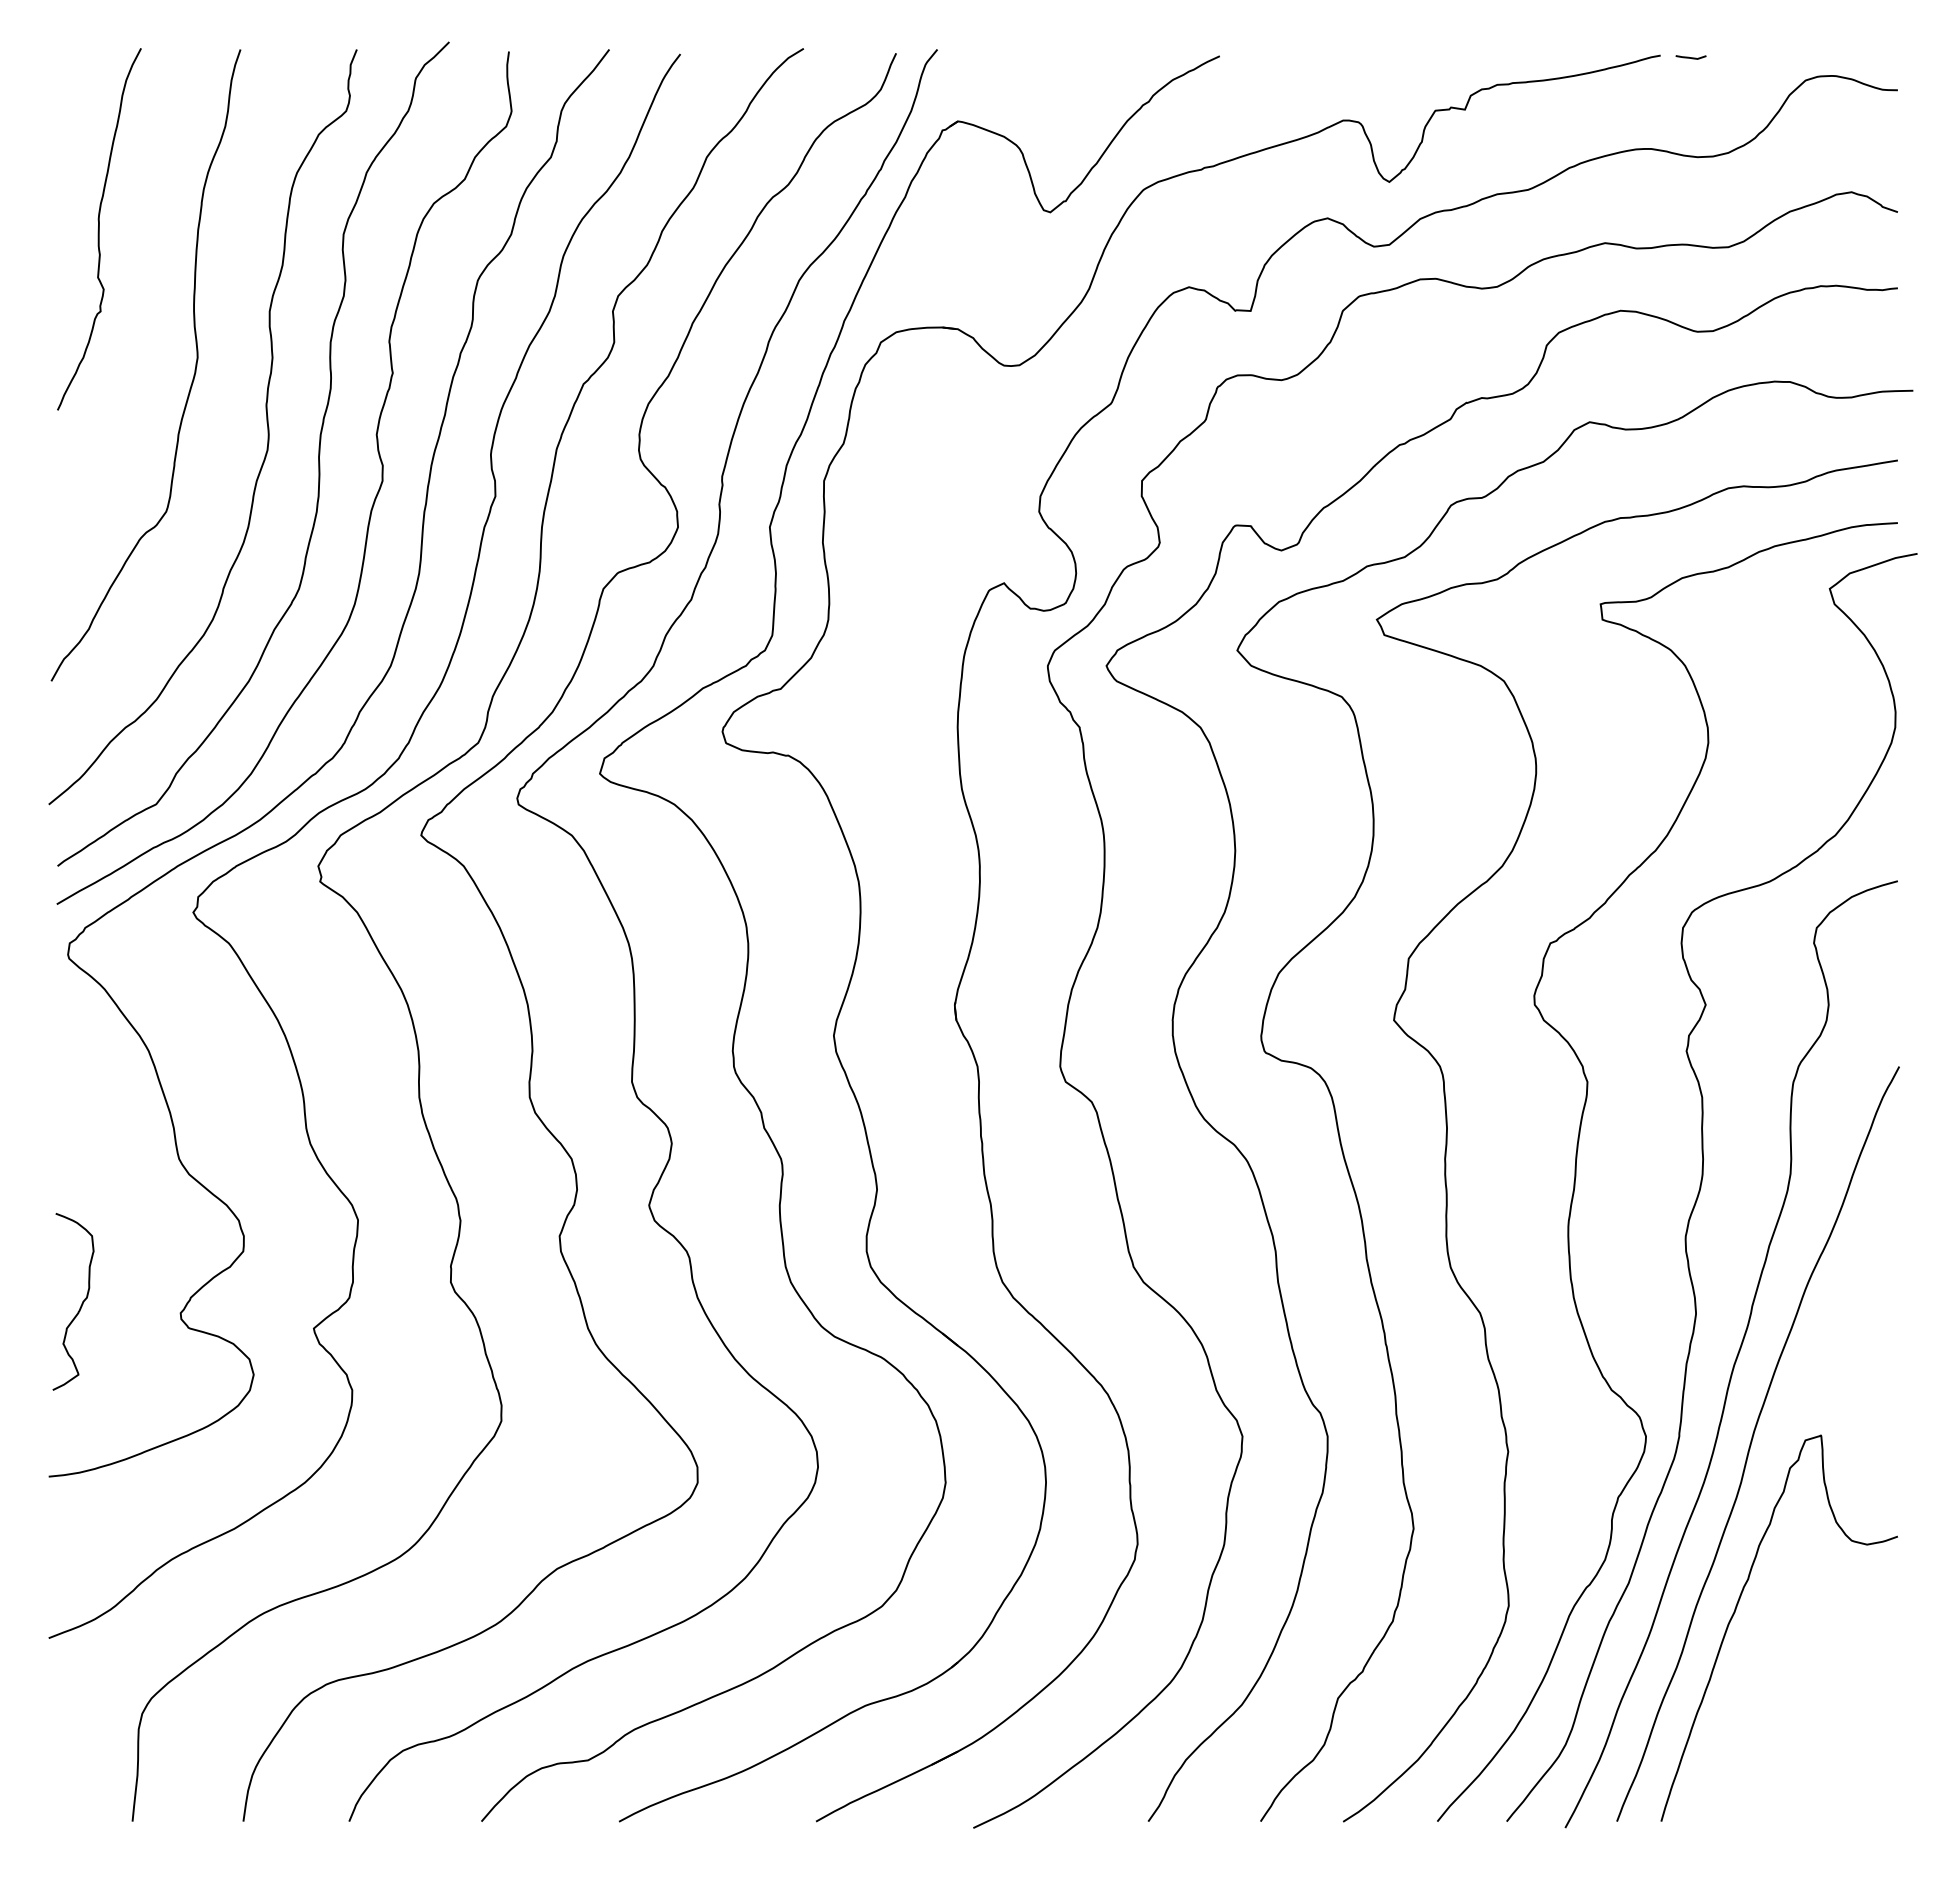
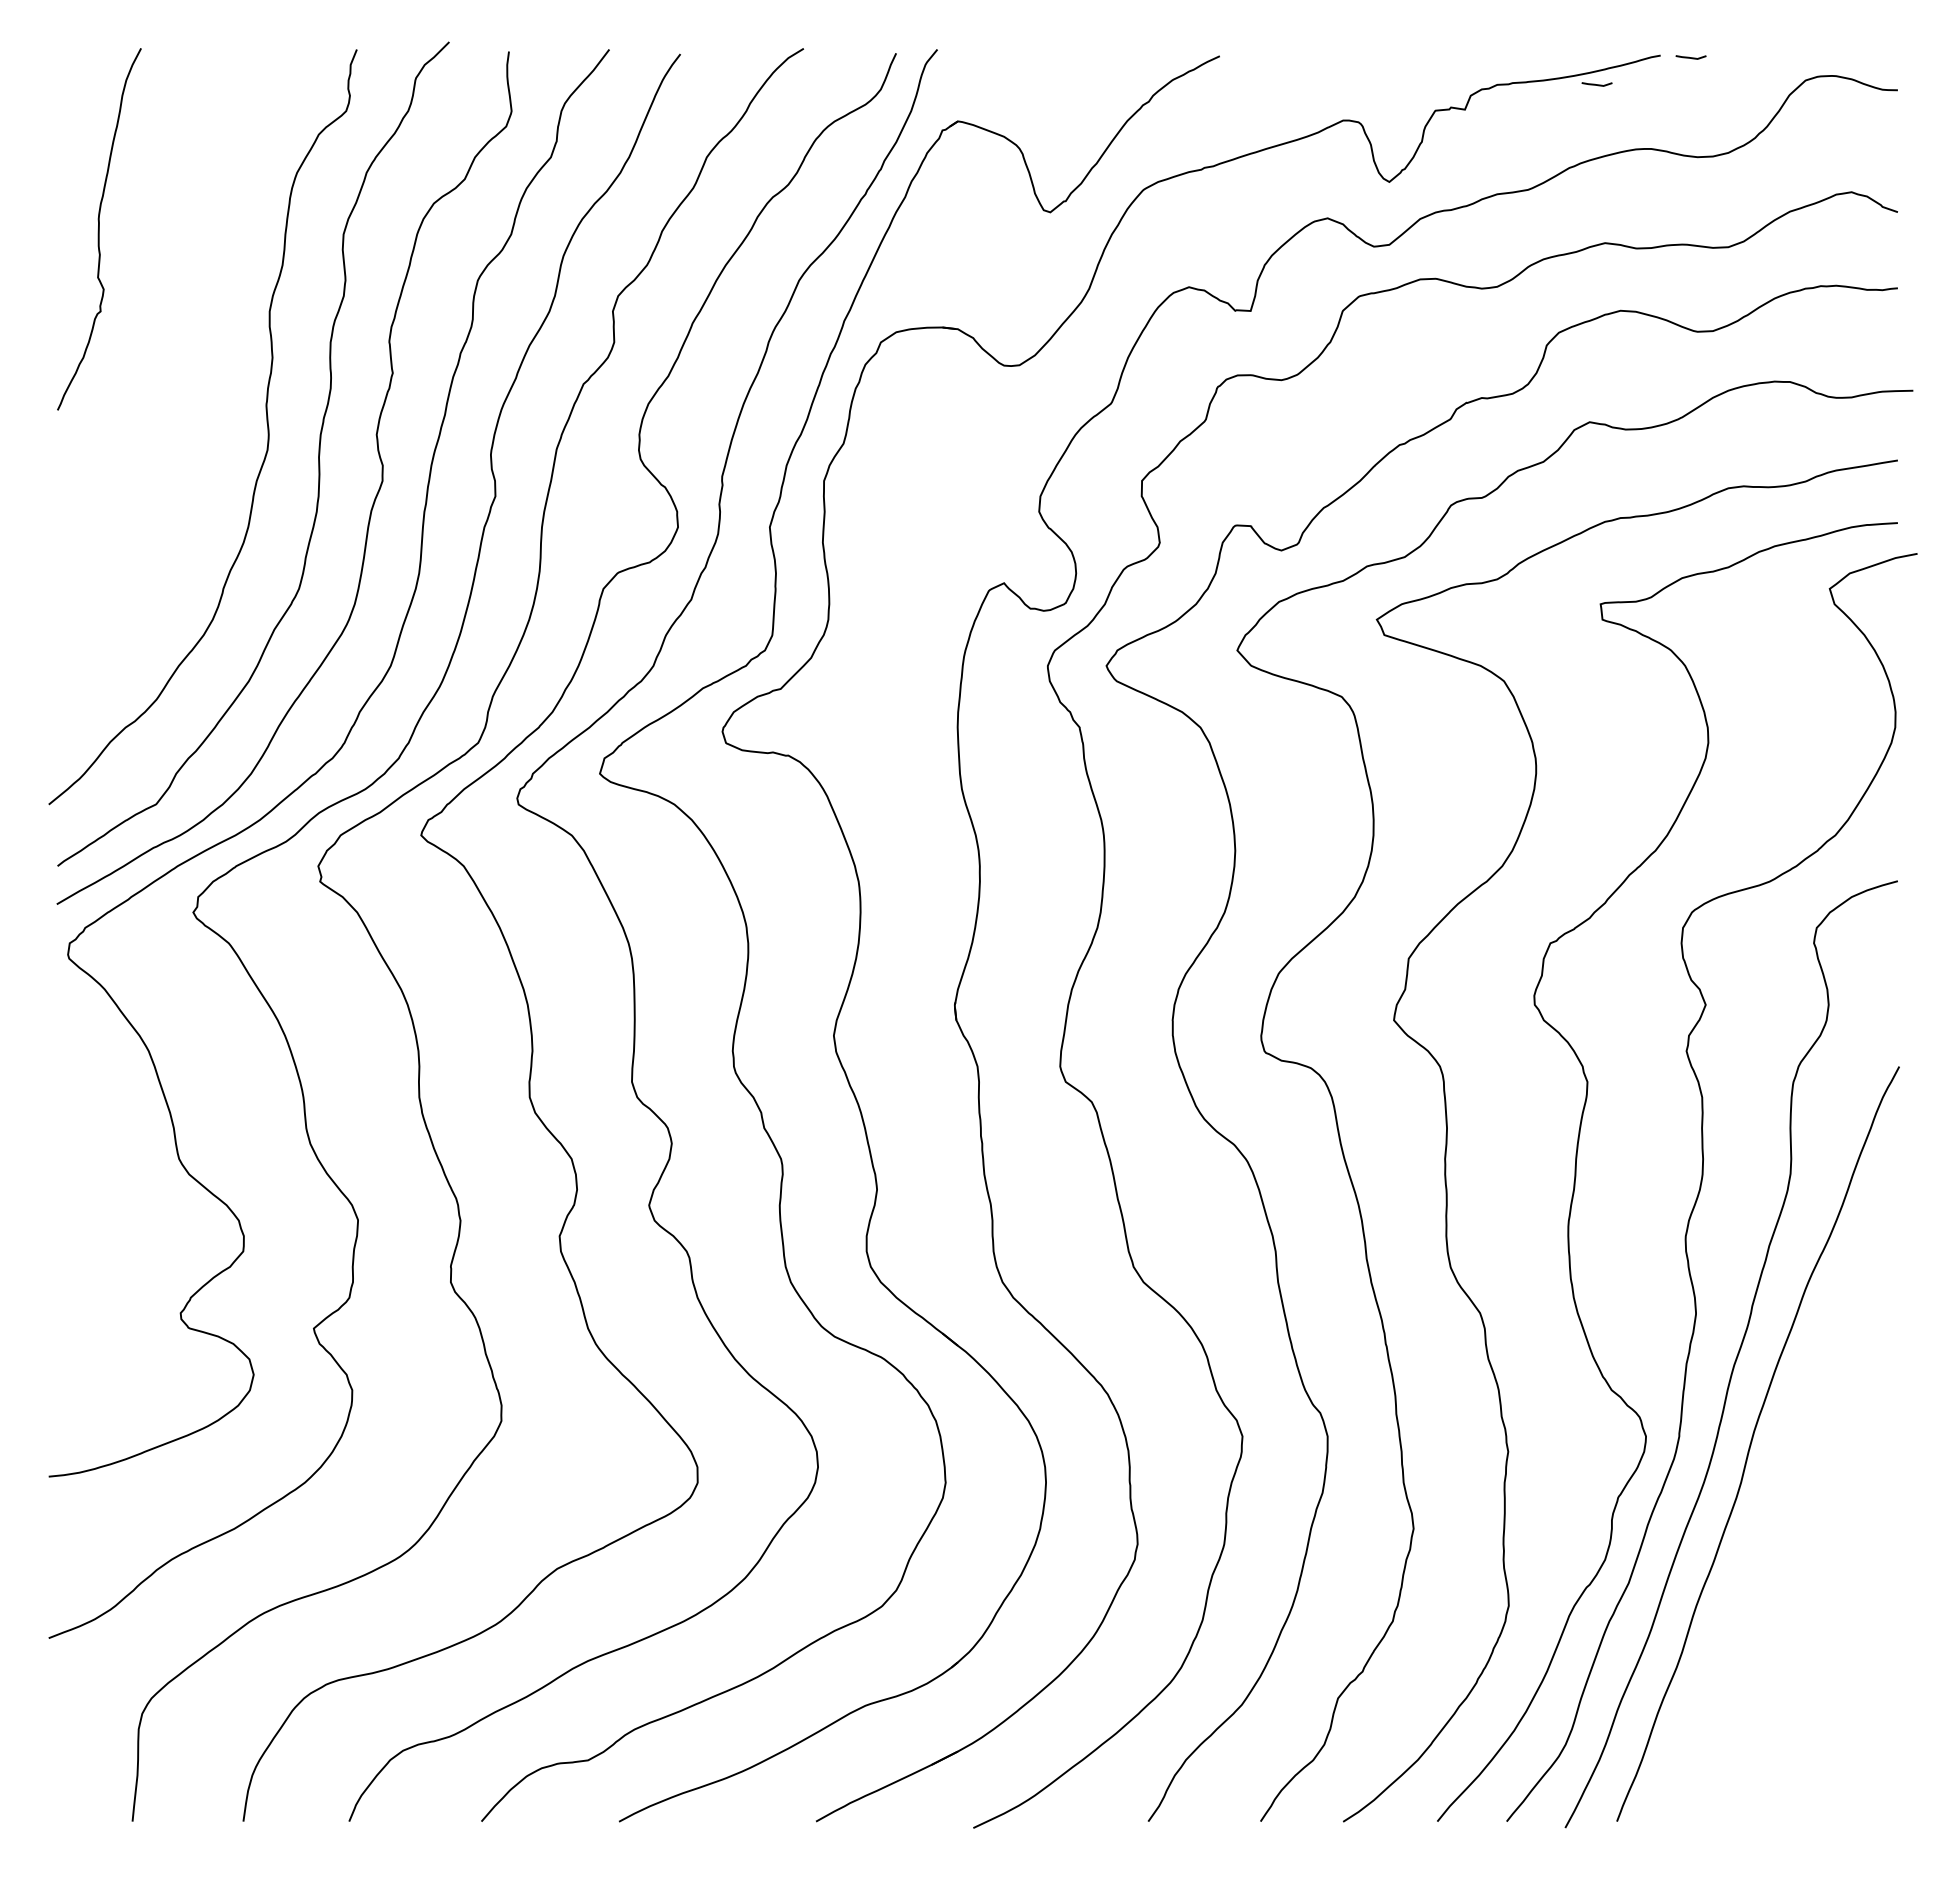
line: none -> present (1596, 84)
curve: present -> none (192, 378)
curve: present -> none (80, 1305)
curve: present -> none (1736, 1610)
